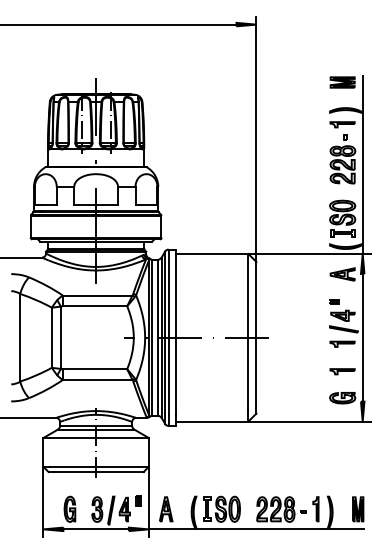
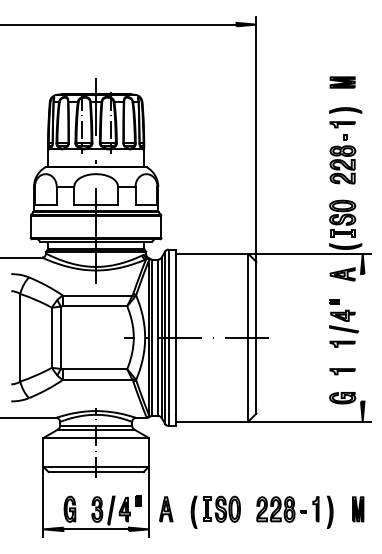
line: present -> none (362, 165)
line: present -> none (362, 337)
line: present -> none (256, 529)
